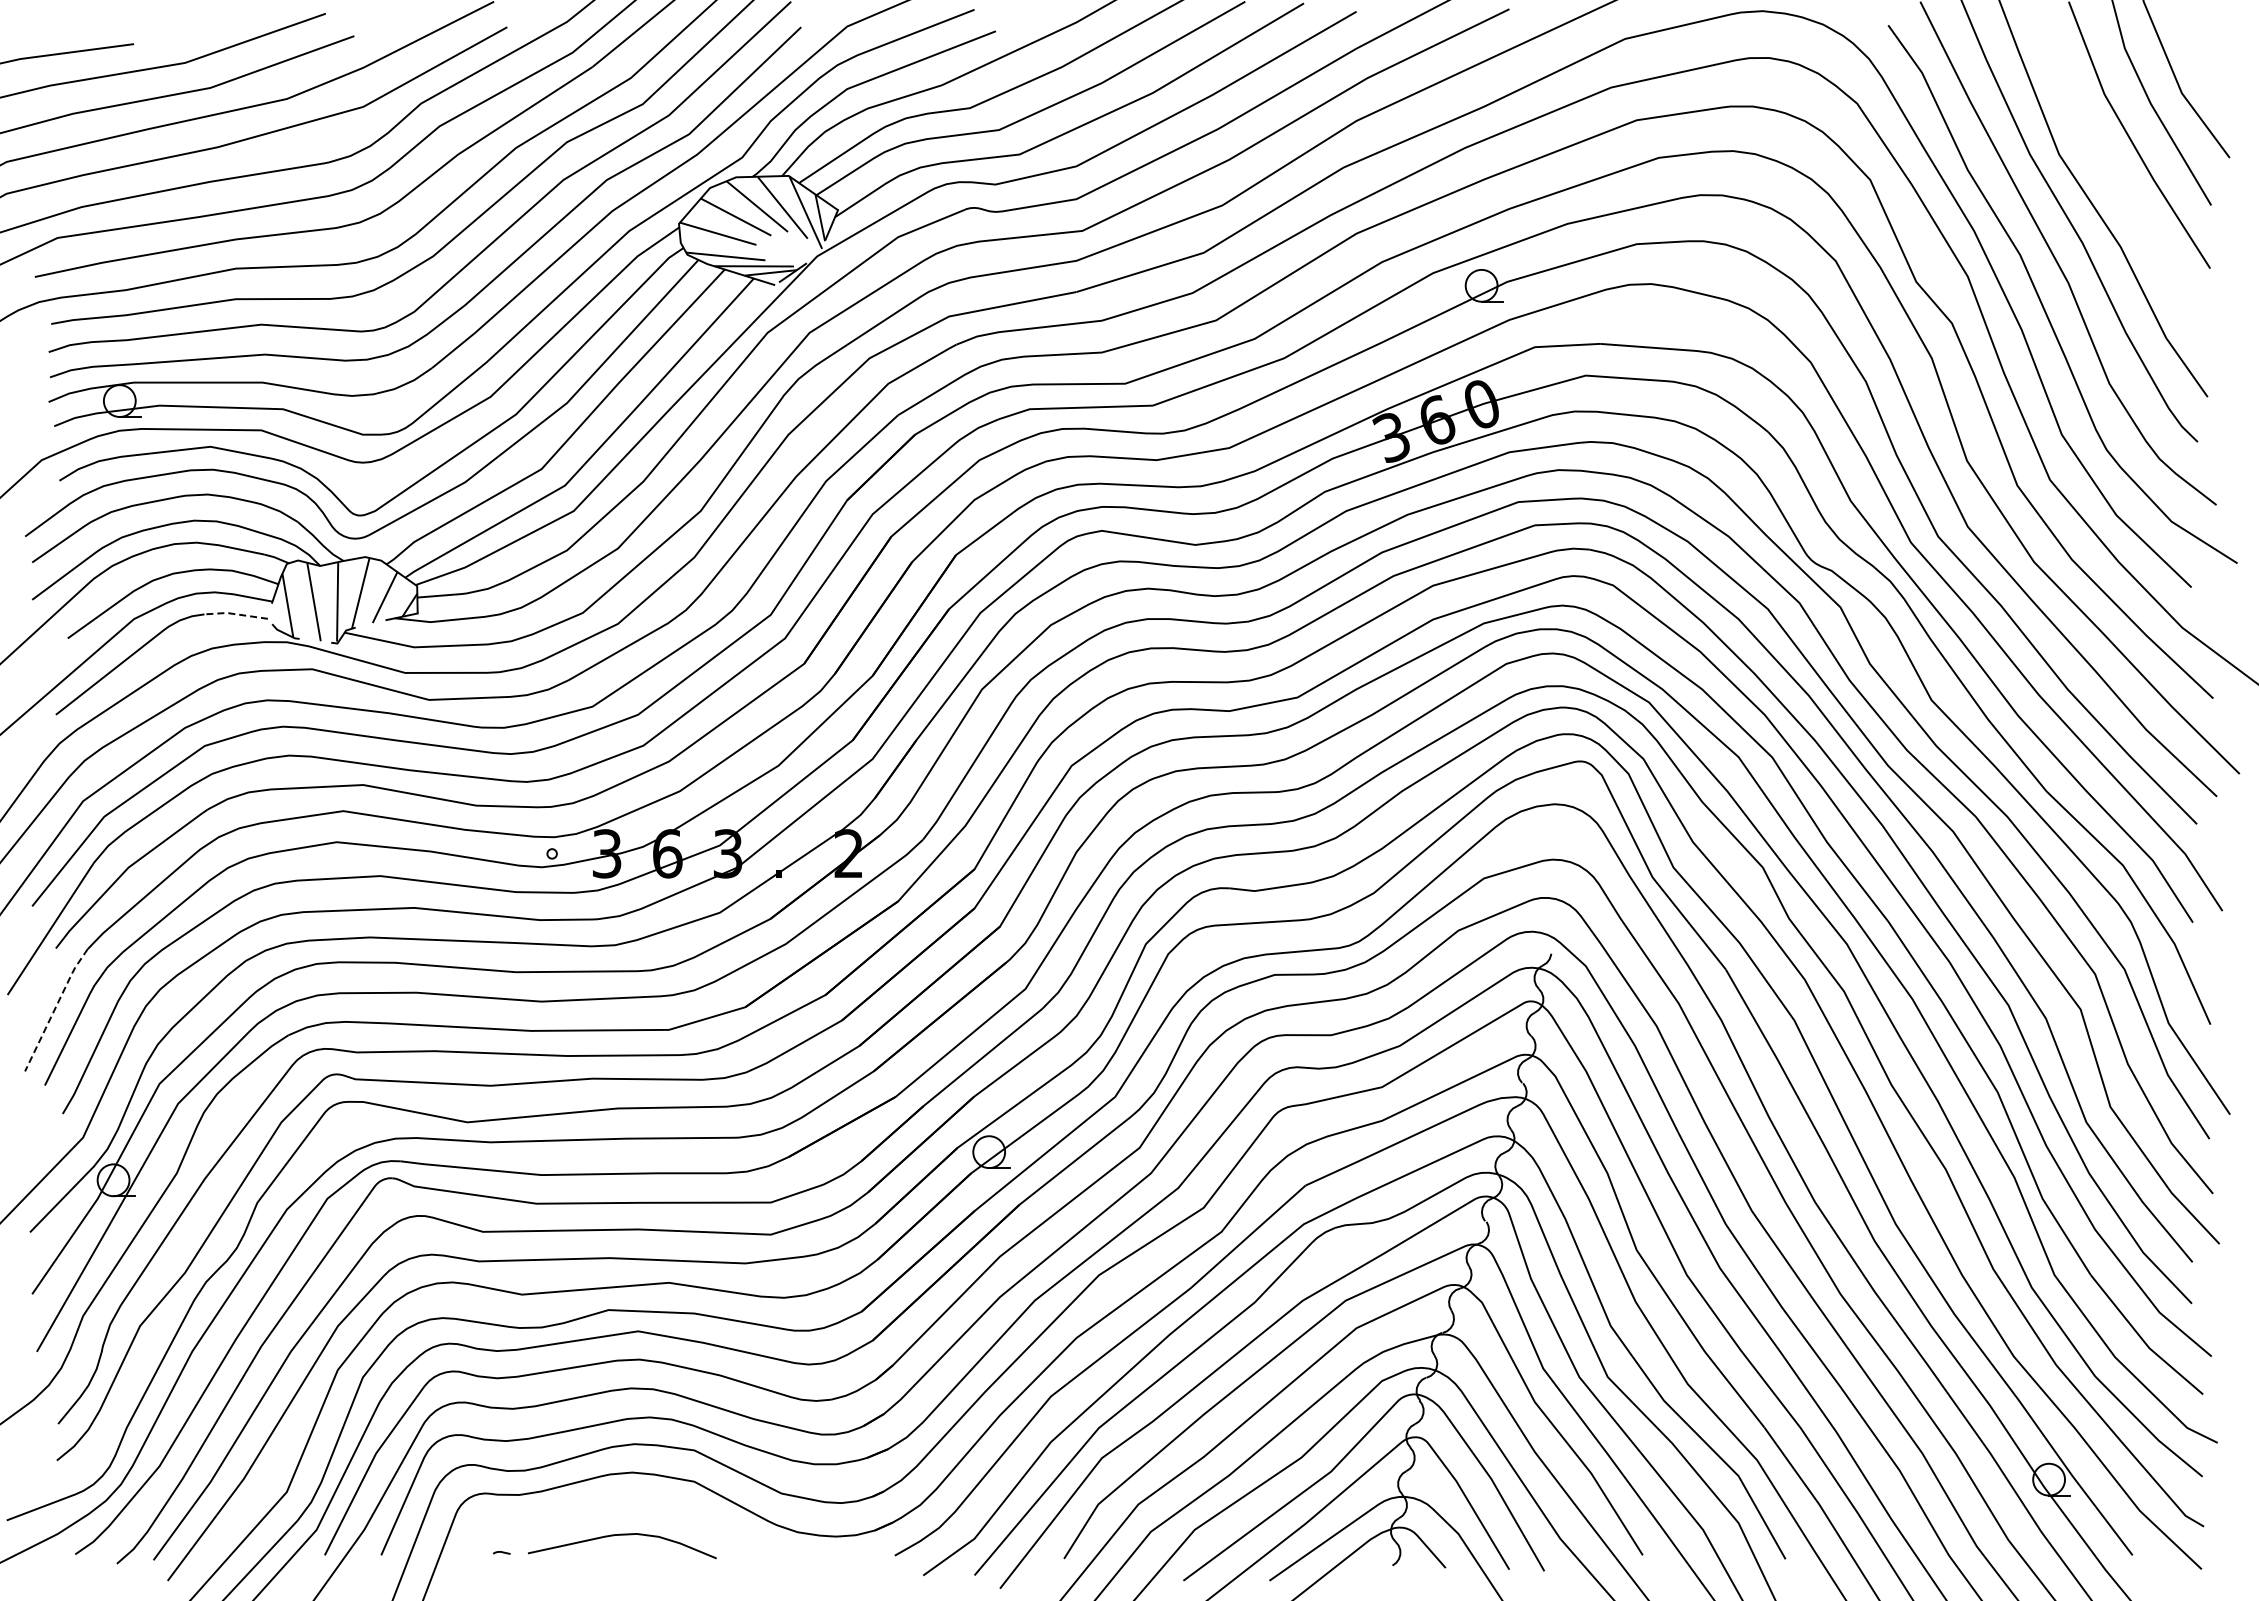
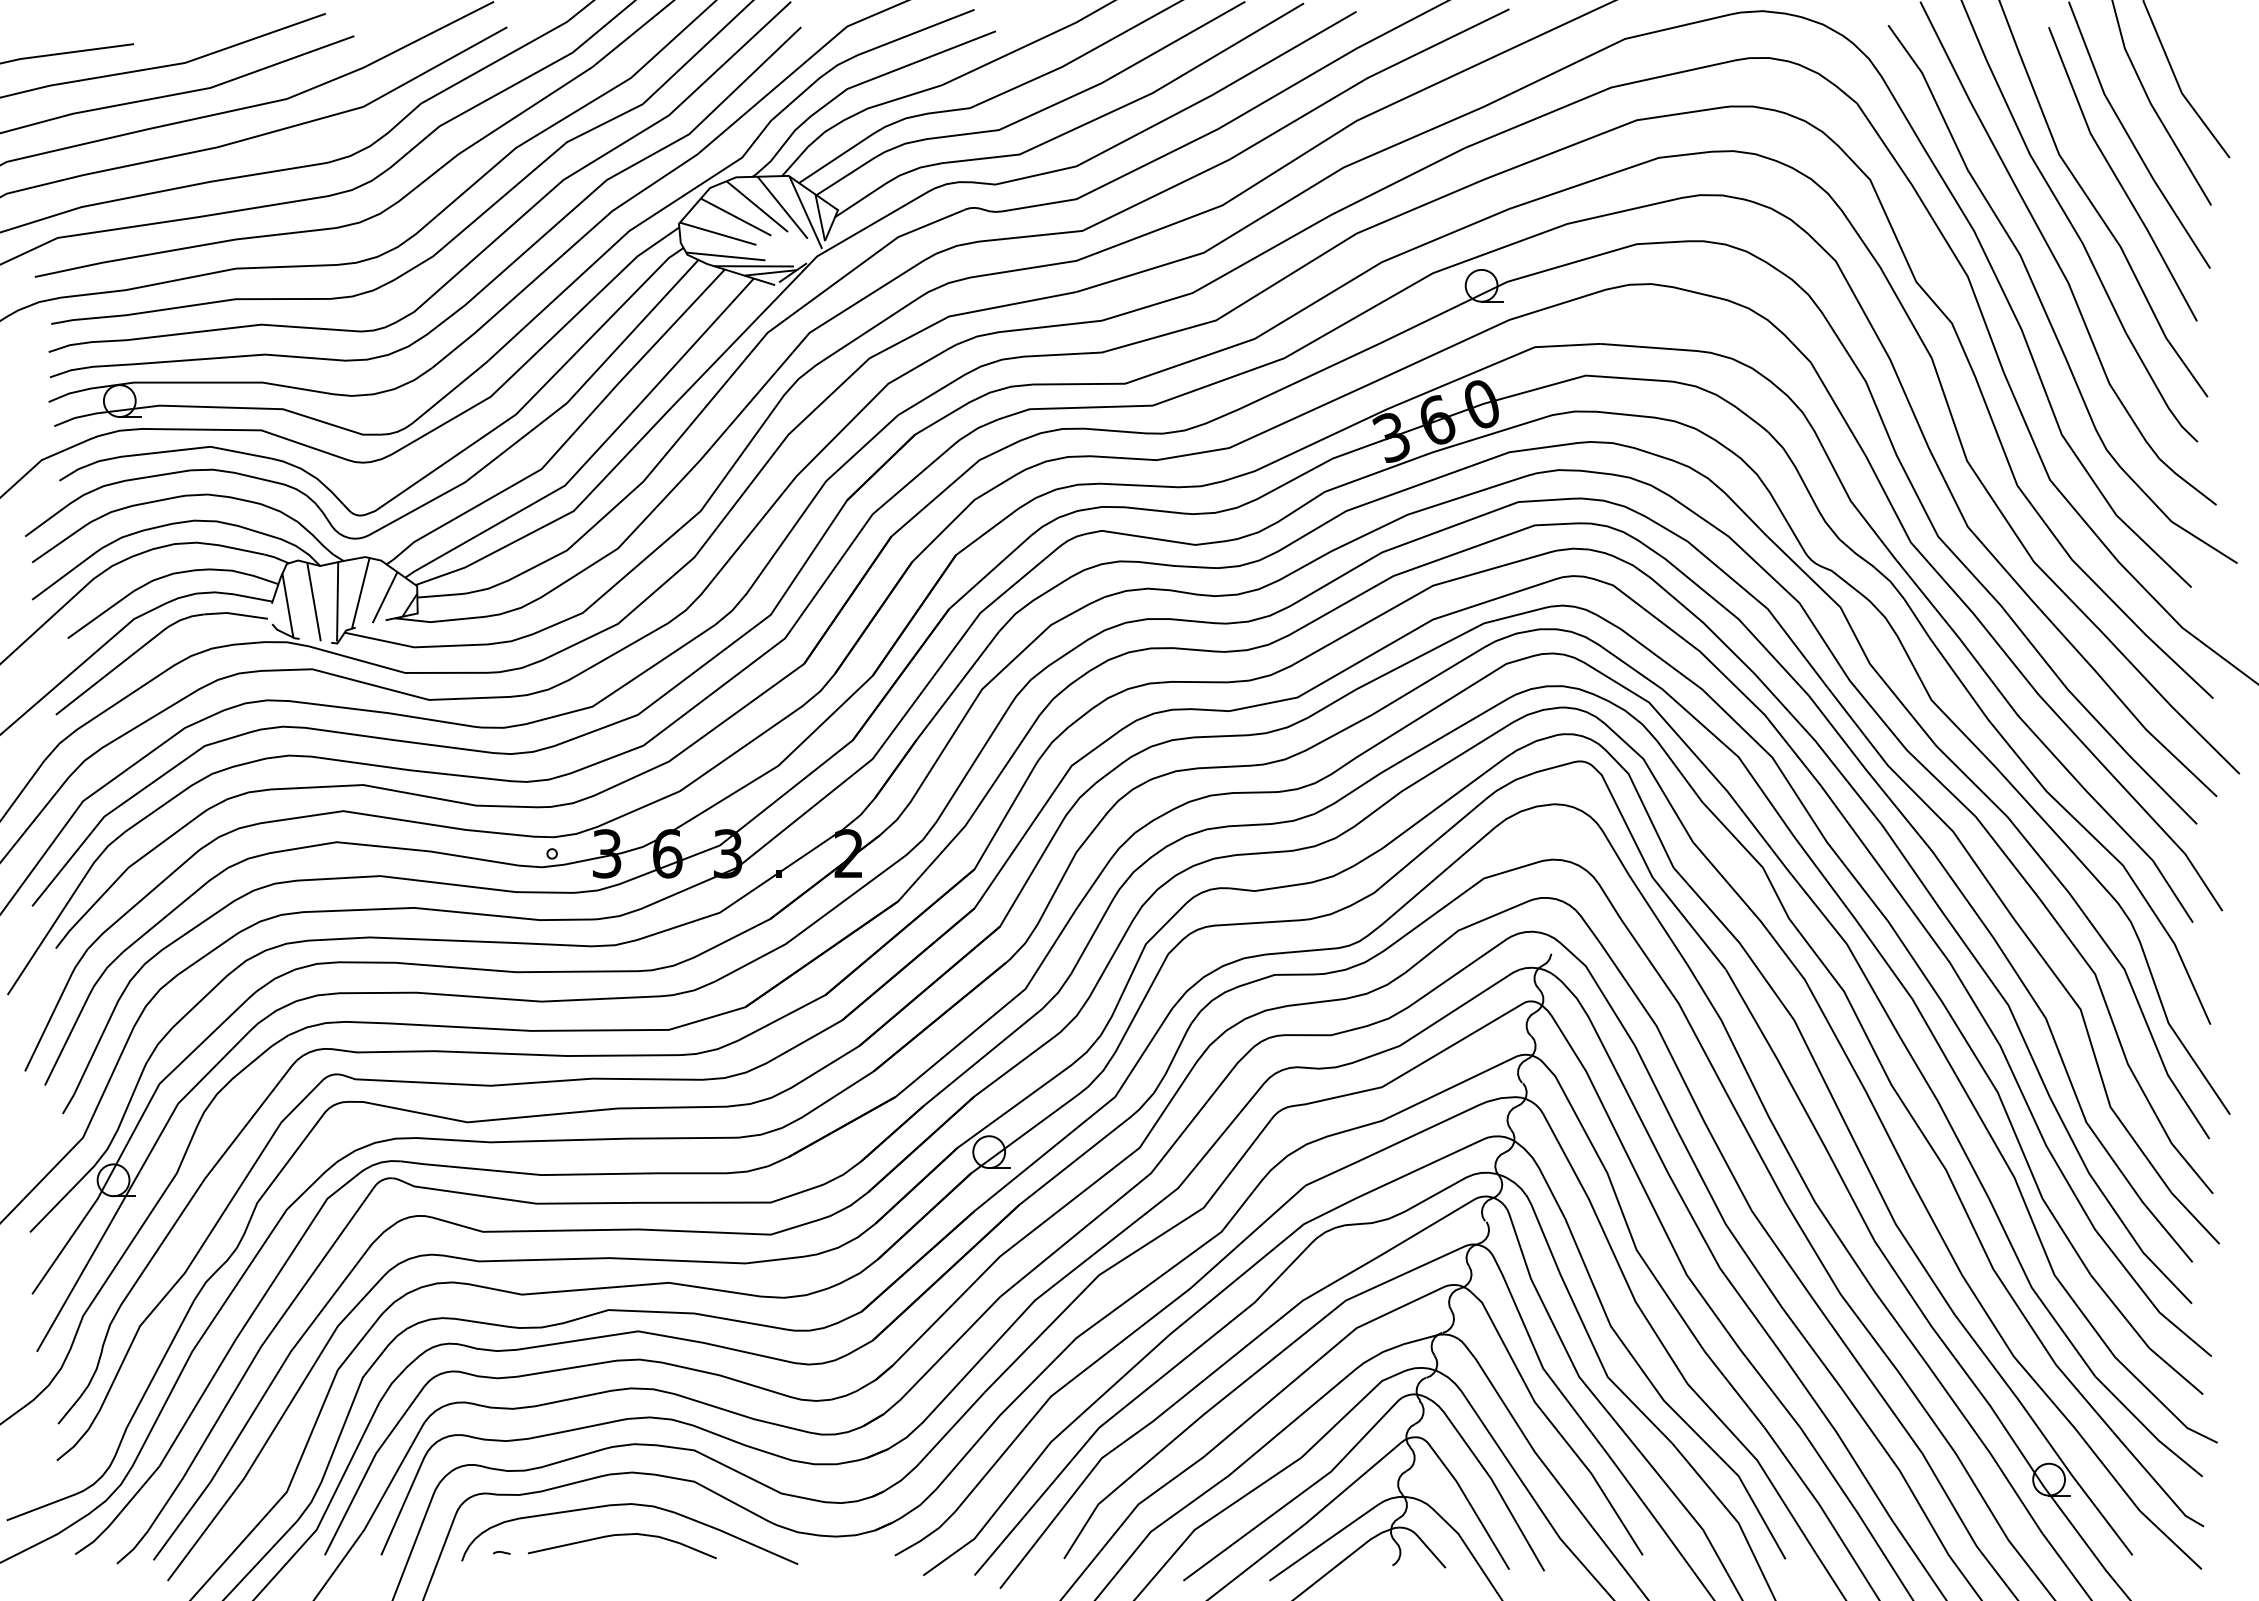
line: none -> present (2118, 178)
line: dashed -> solid (235, 614)
line: dashed -> solid (55, 1008)
curve: none -> present (628, 1505)
